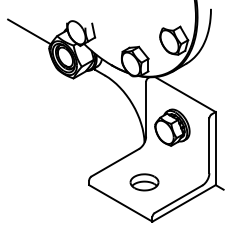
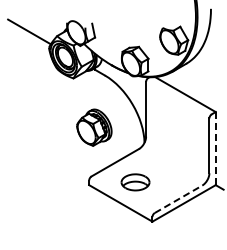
part position: (172, 127) -> (94, 127) (94, 127)
line: solid -> dashed (215, 148)
part position: (144, 182) -> (135, 182) (135, 182)
line: solid -> dashed (178, 199)
